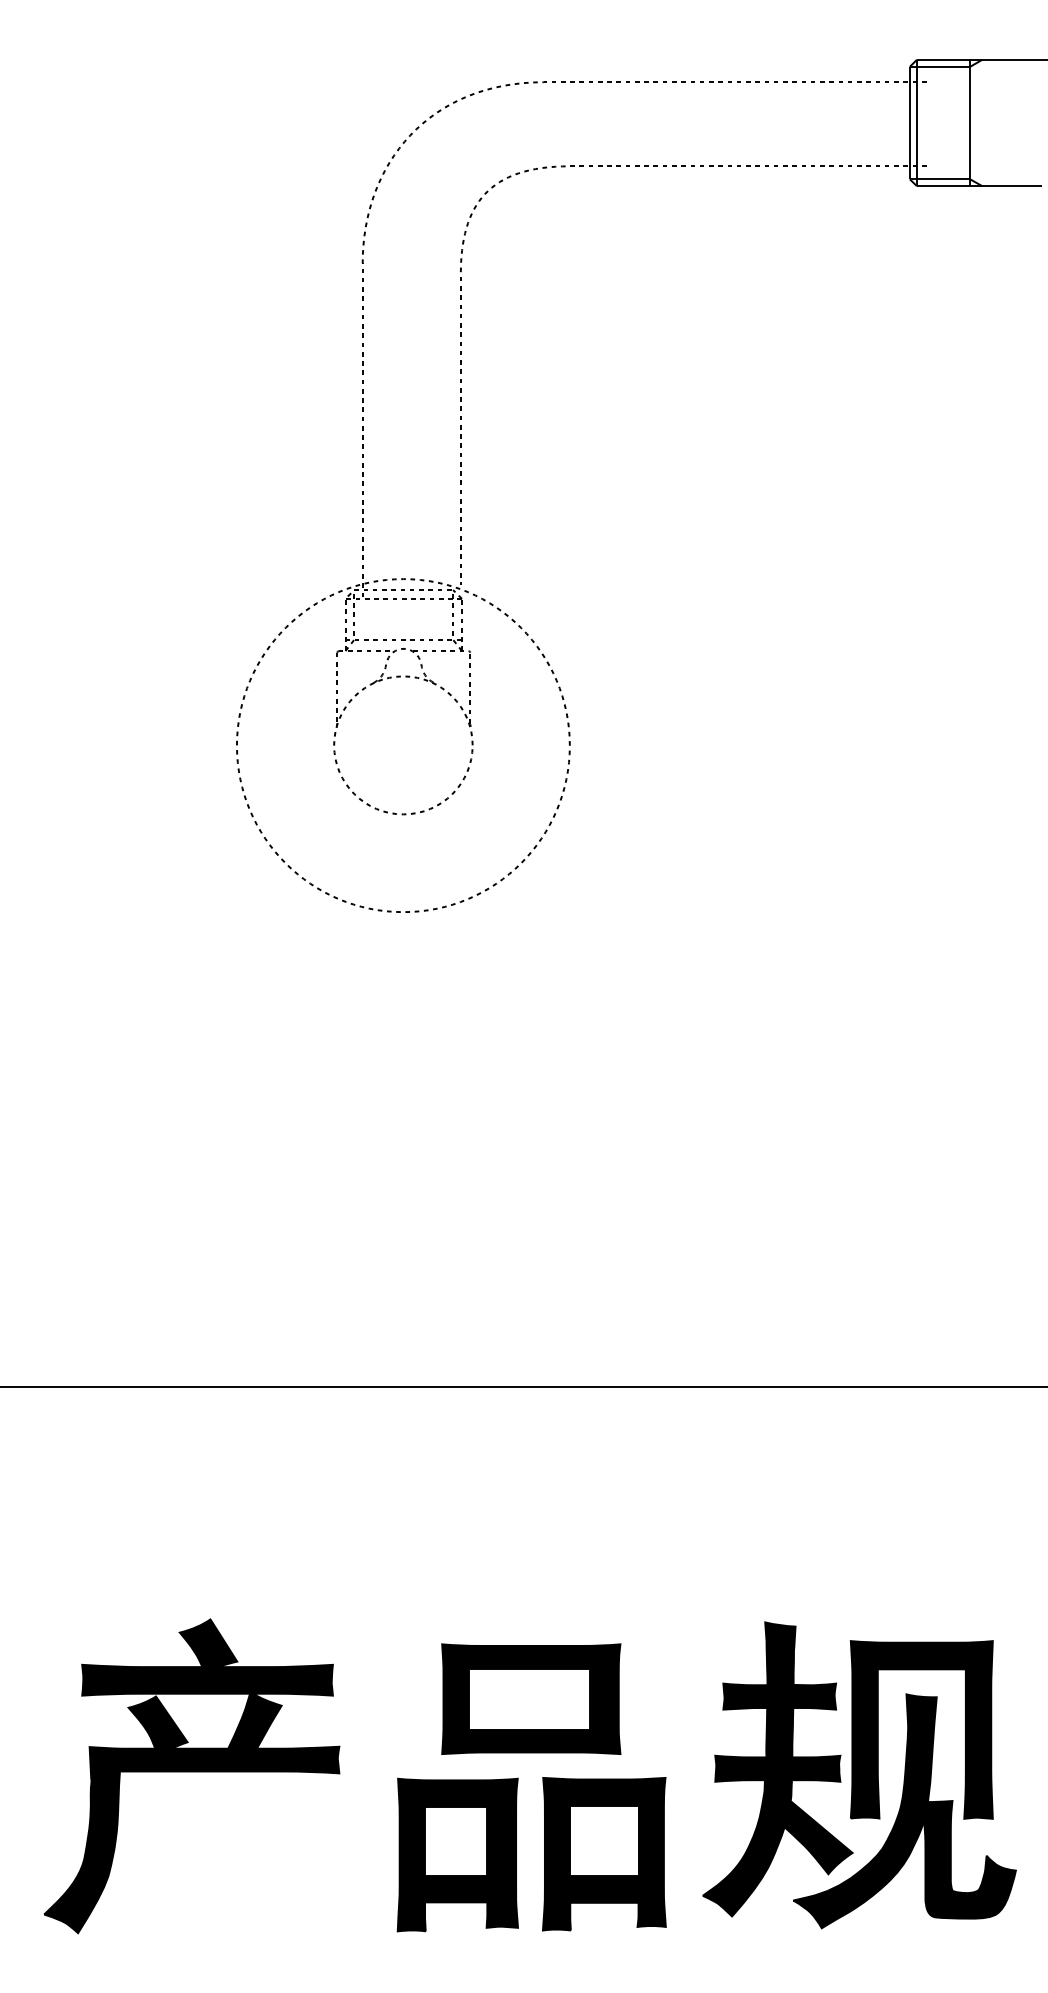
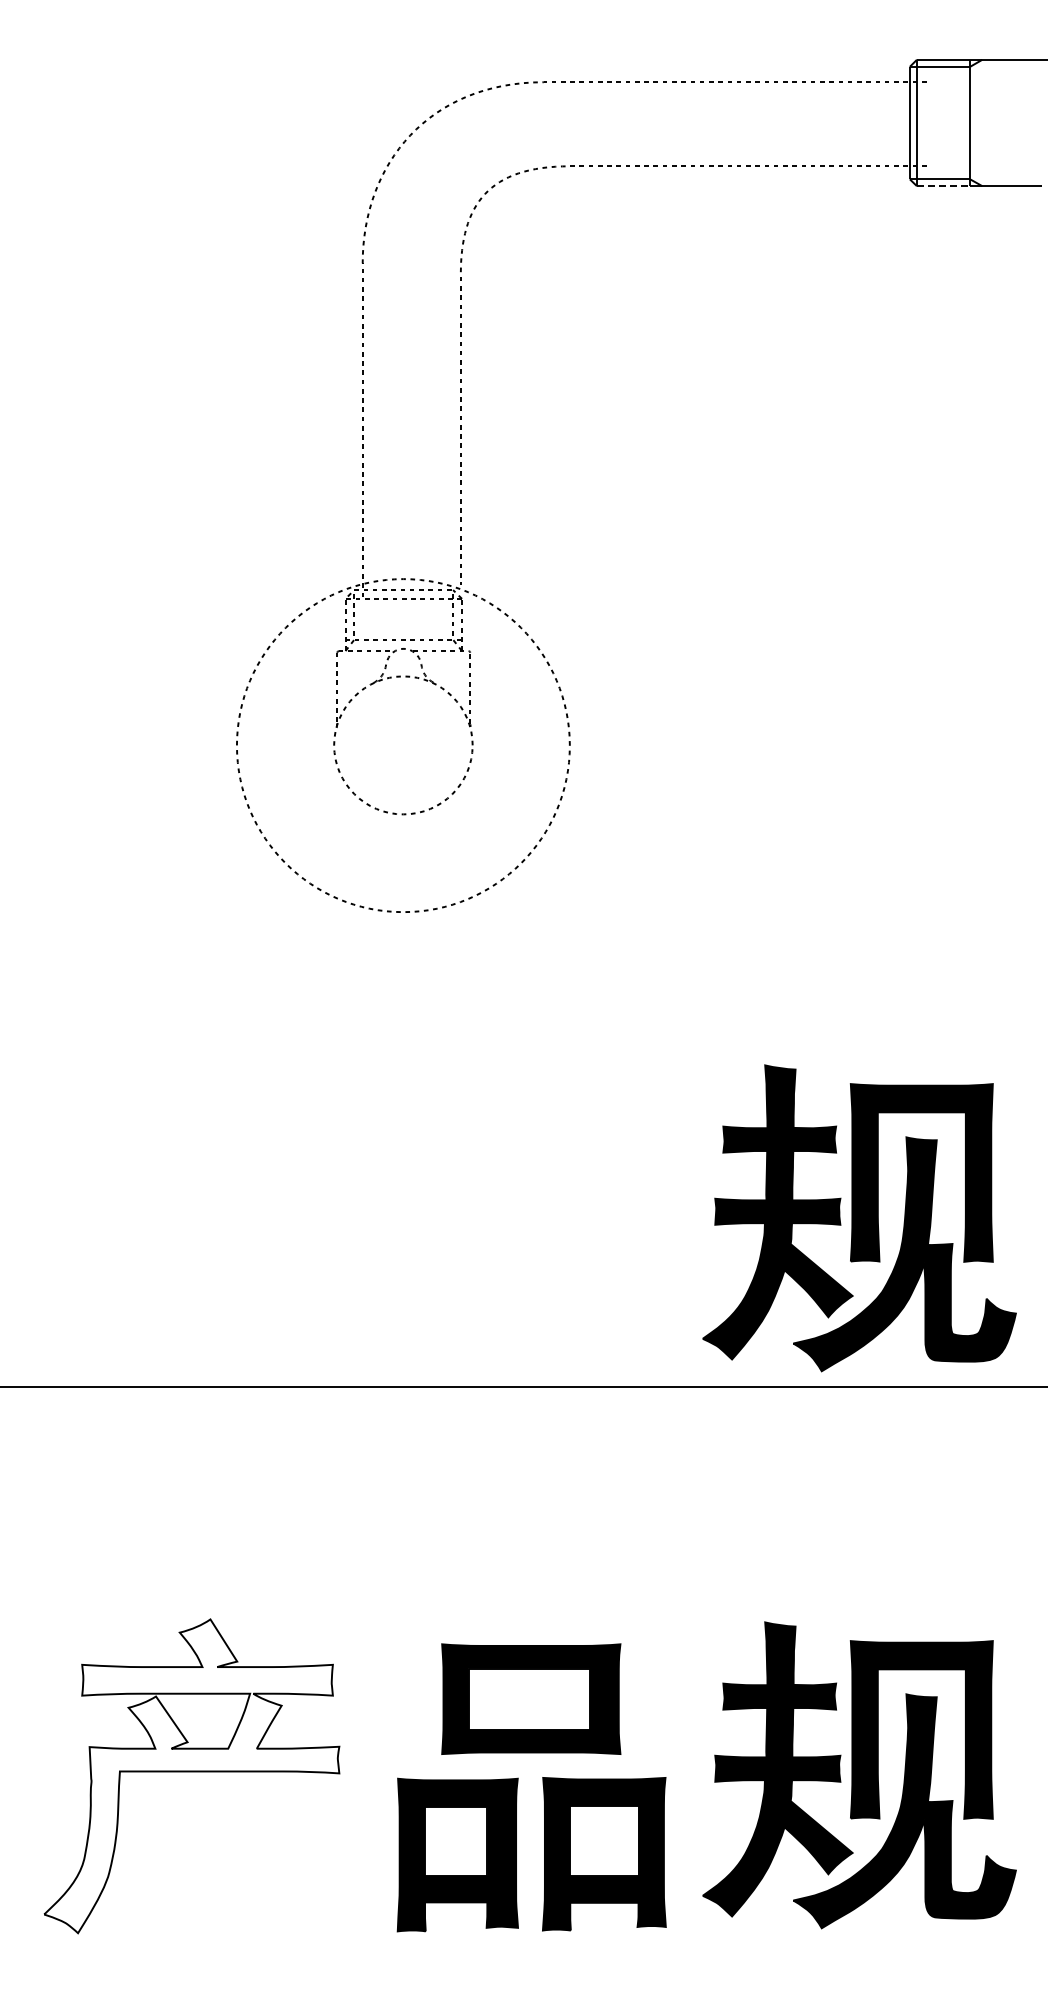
line: solid -> dashed (943, 186)
part: none -> present (859, 1218)
fill: present -> none (191, 1776)
